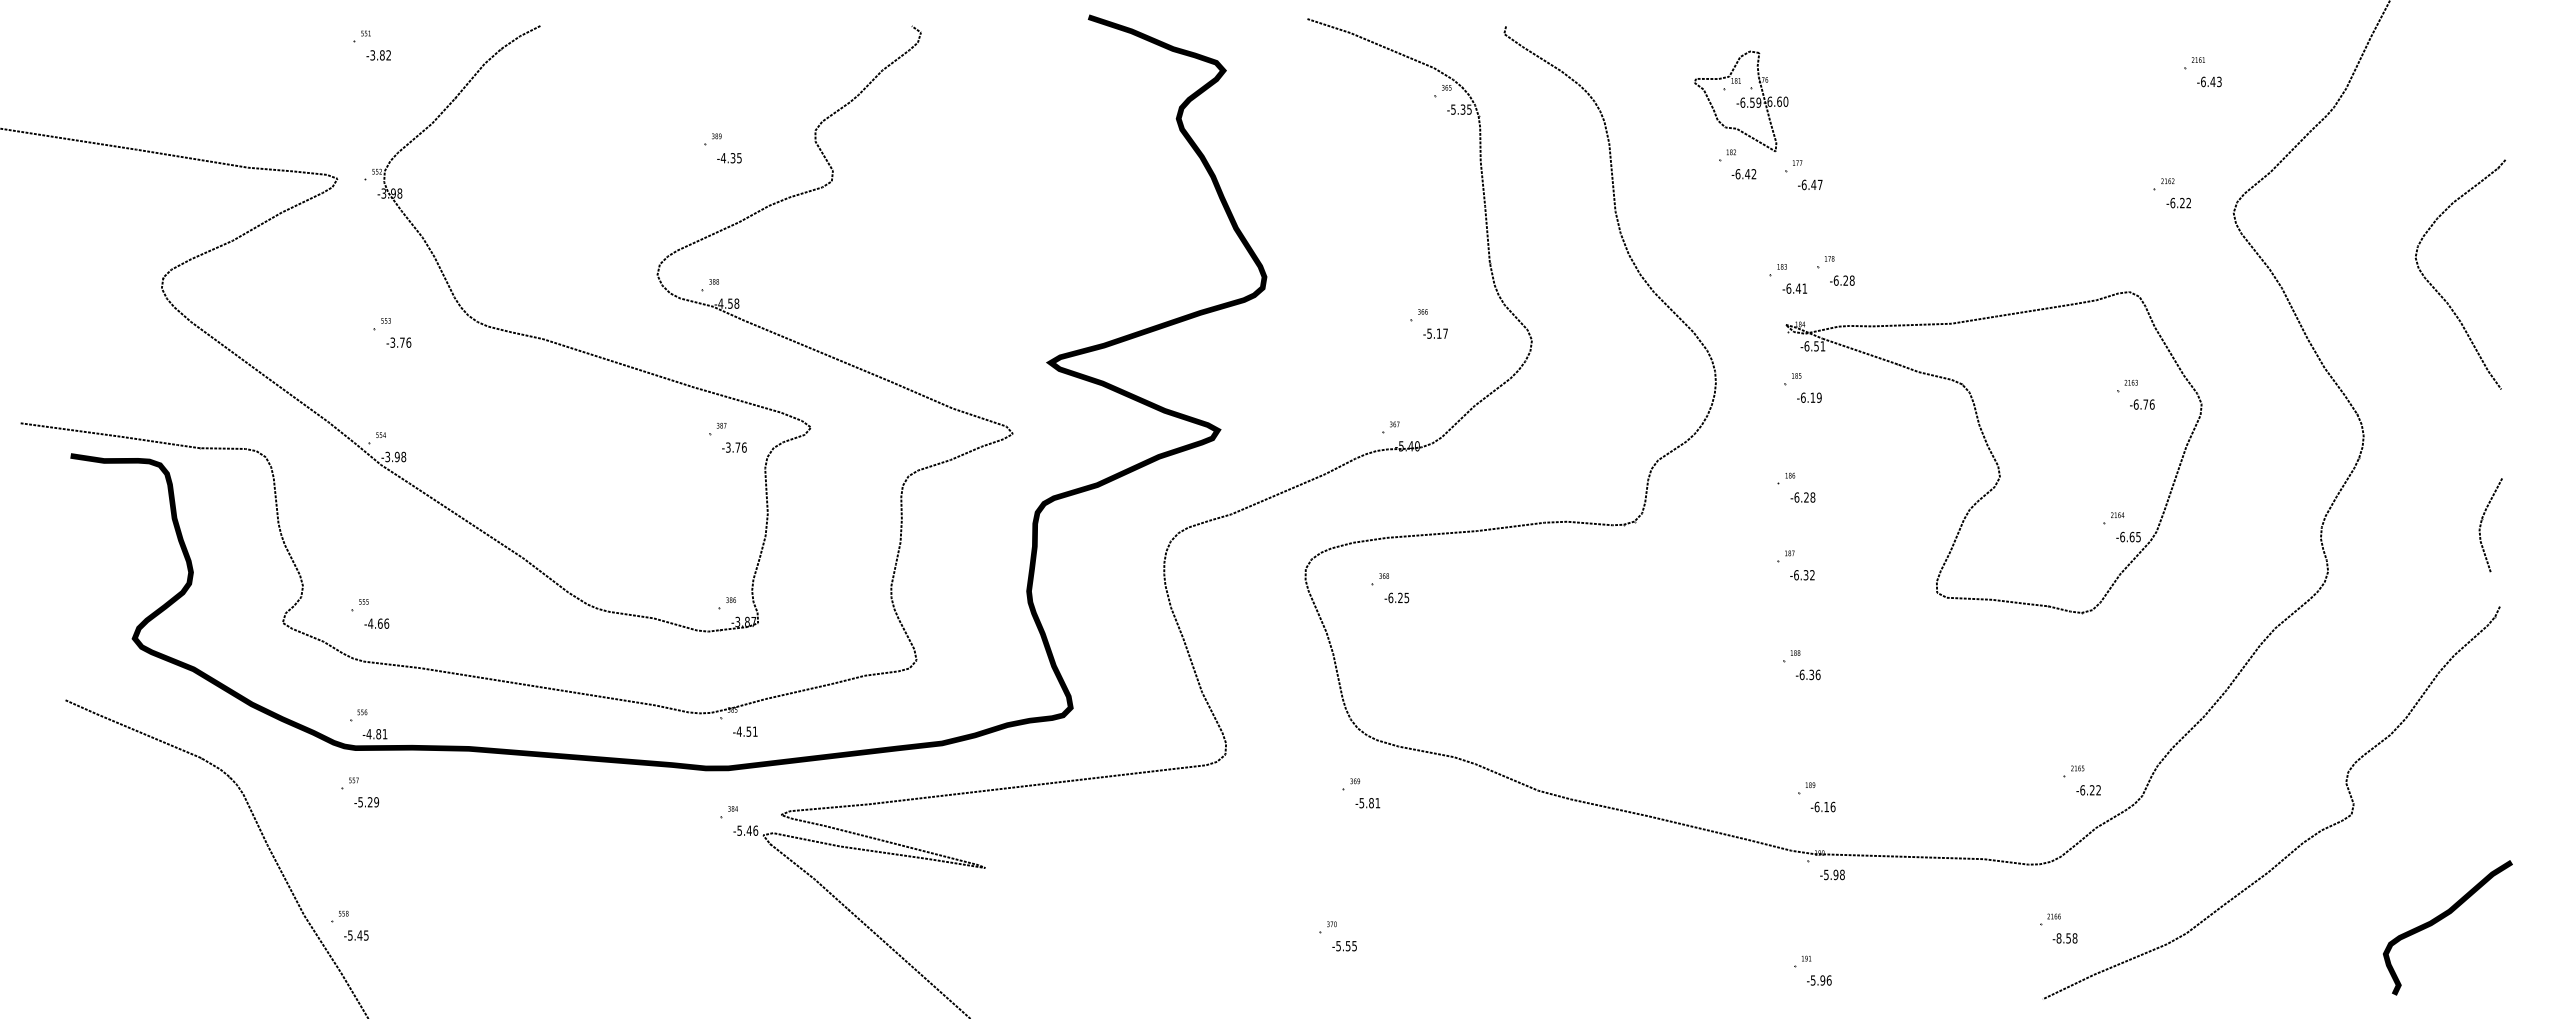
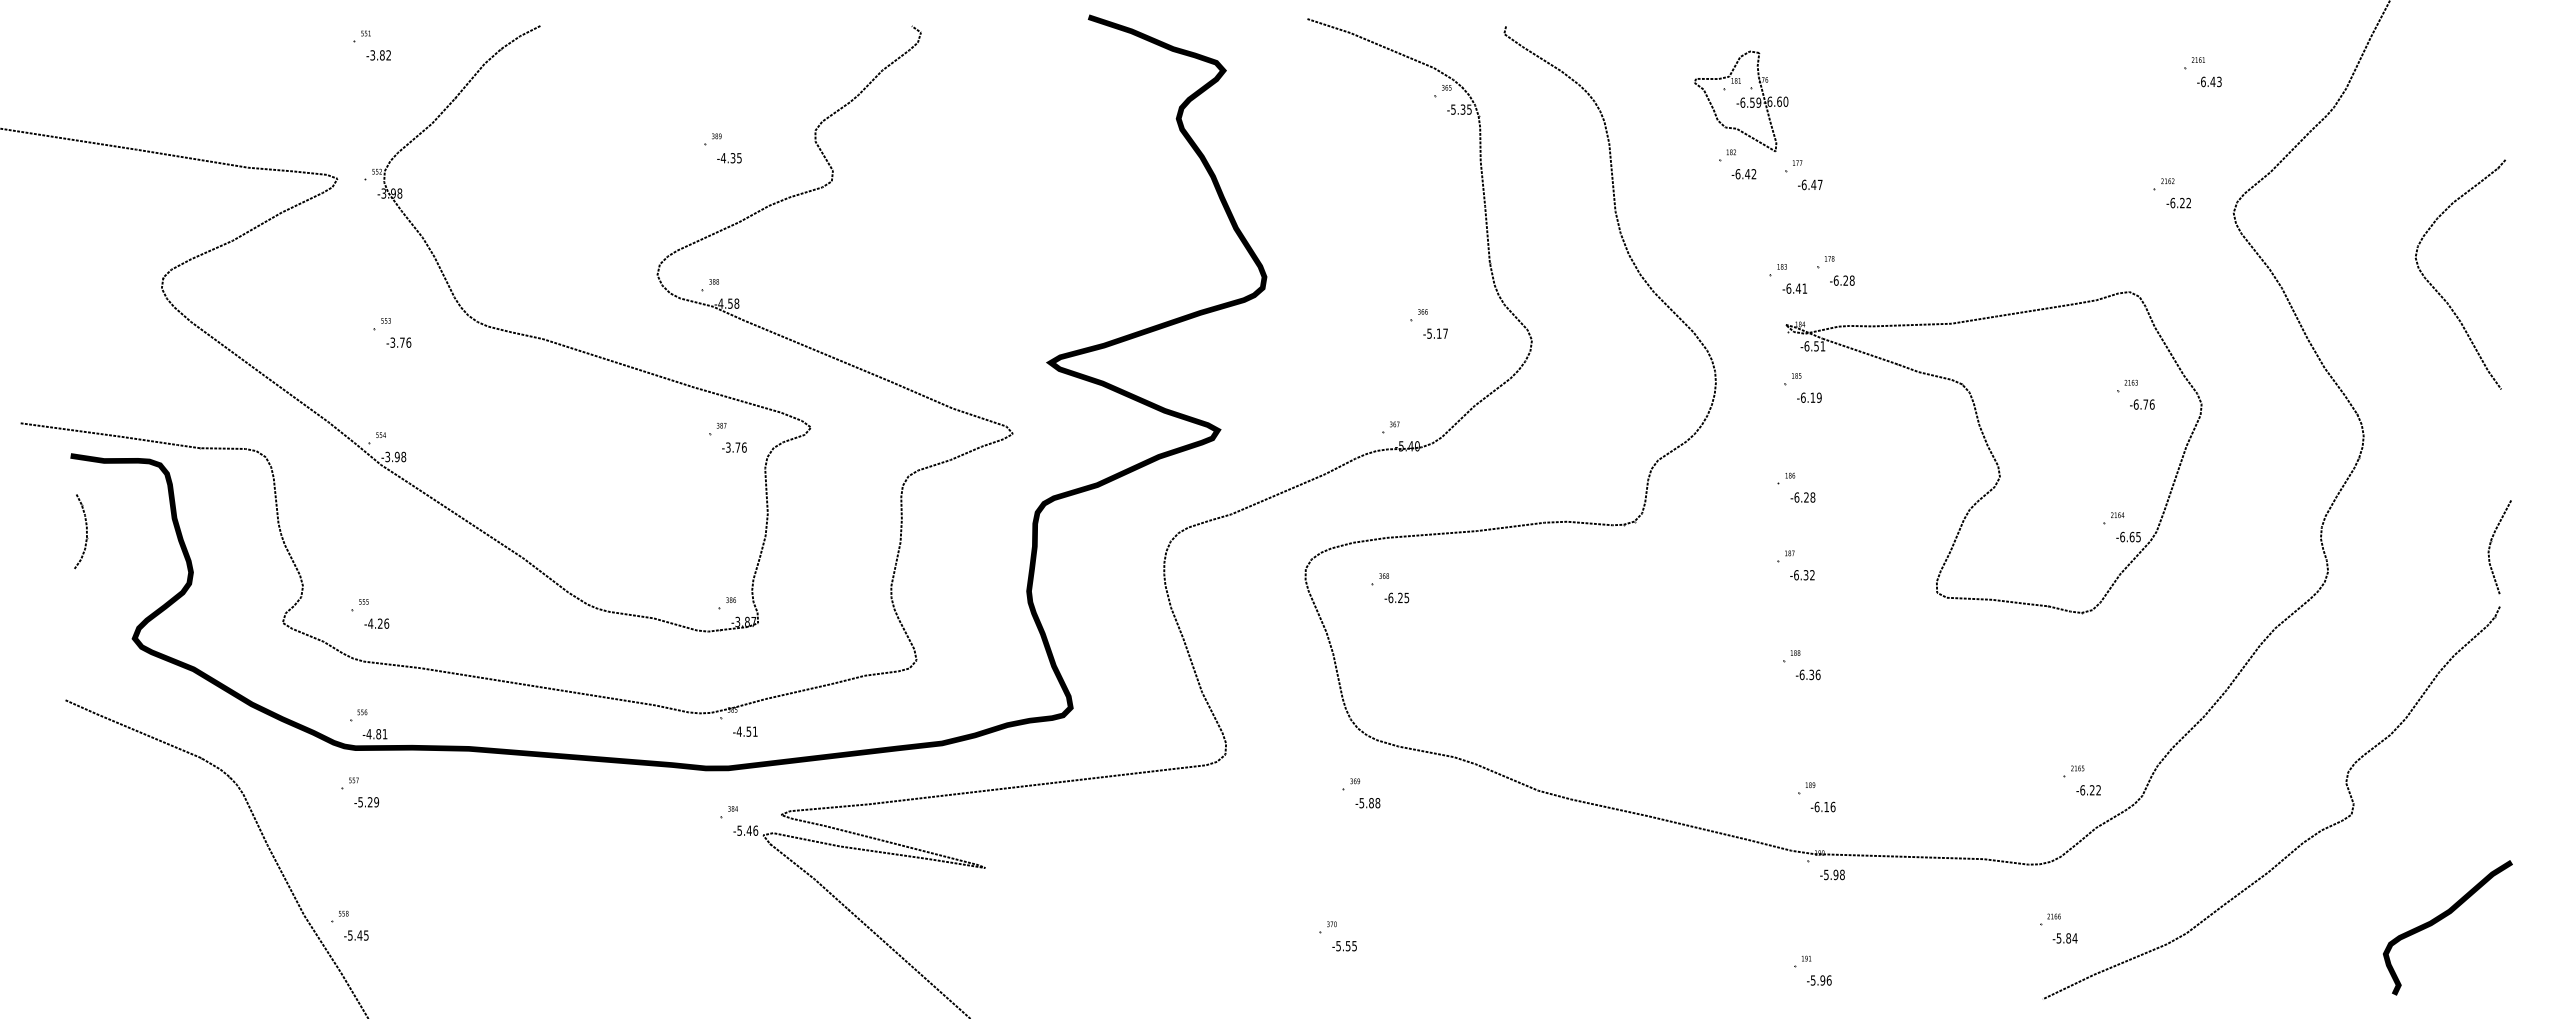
curve position: (2482, 522) -> (2491, 544) (2491, 544)
curve: none -> present (86, 531)
text: -4.66 -> -4.26 (379, 623)
text: -5.81 -> -5.88 (1377, 803)
text: -8.58 -> -5.84 (2066, 938)
